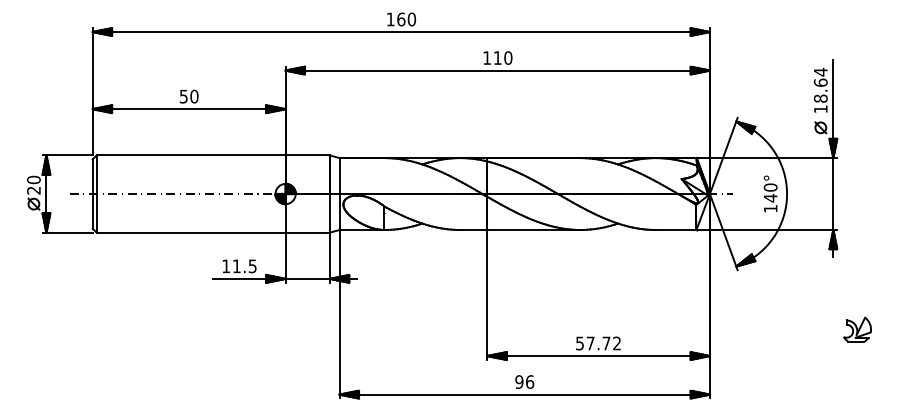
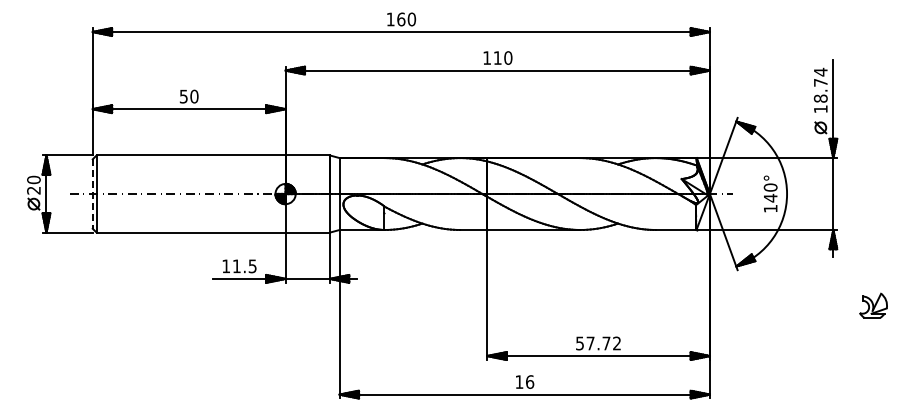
text: 18.64 -> 18.74 (820, 82)
line: solid -> dashed (92, 194)
part position: (857, 329) -> (873, 305) (873, 305)
text: 96 -> 16 (519, 381)
